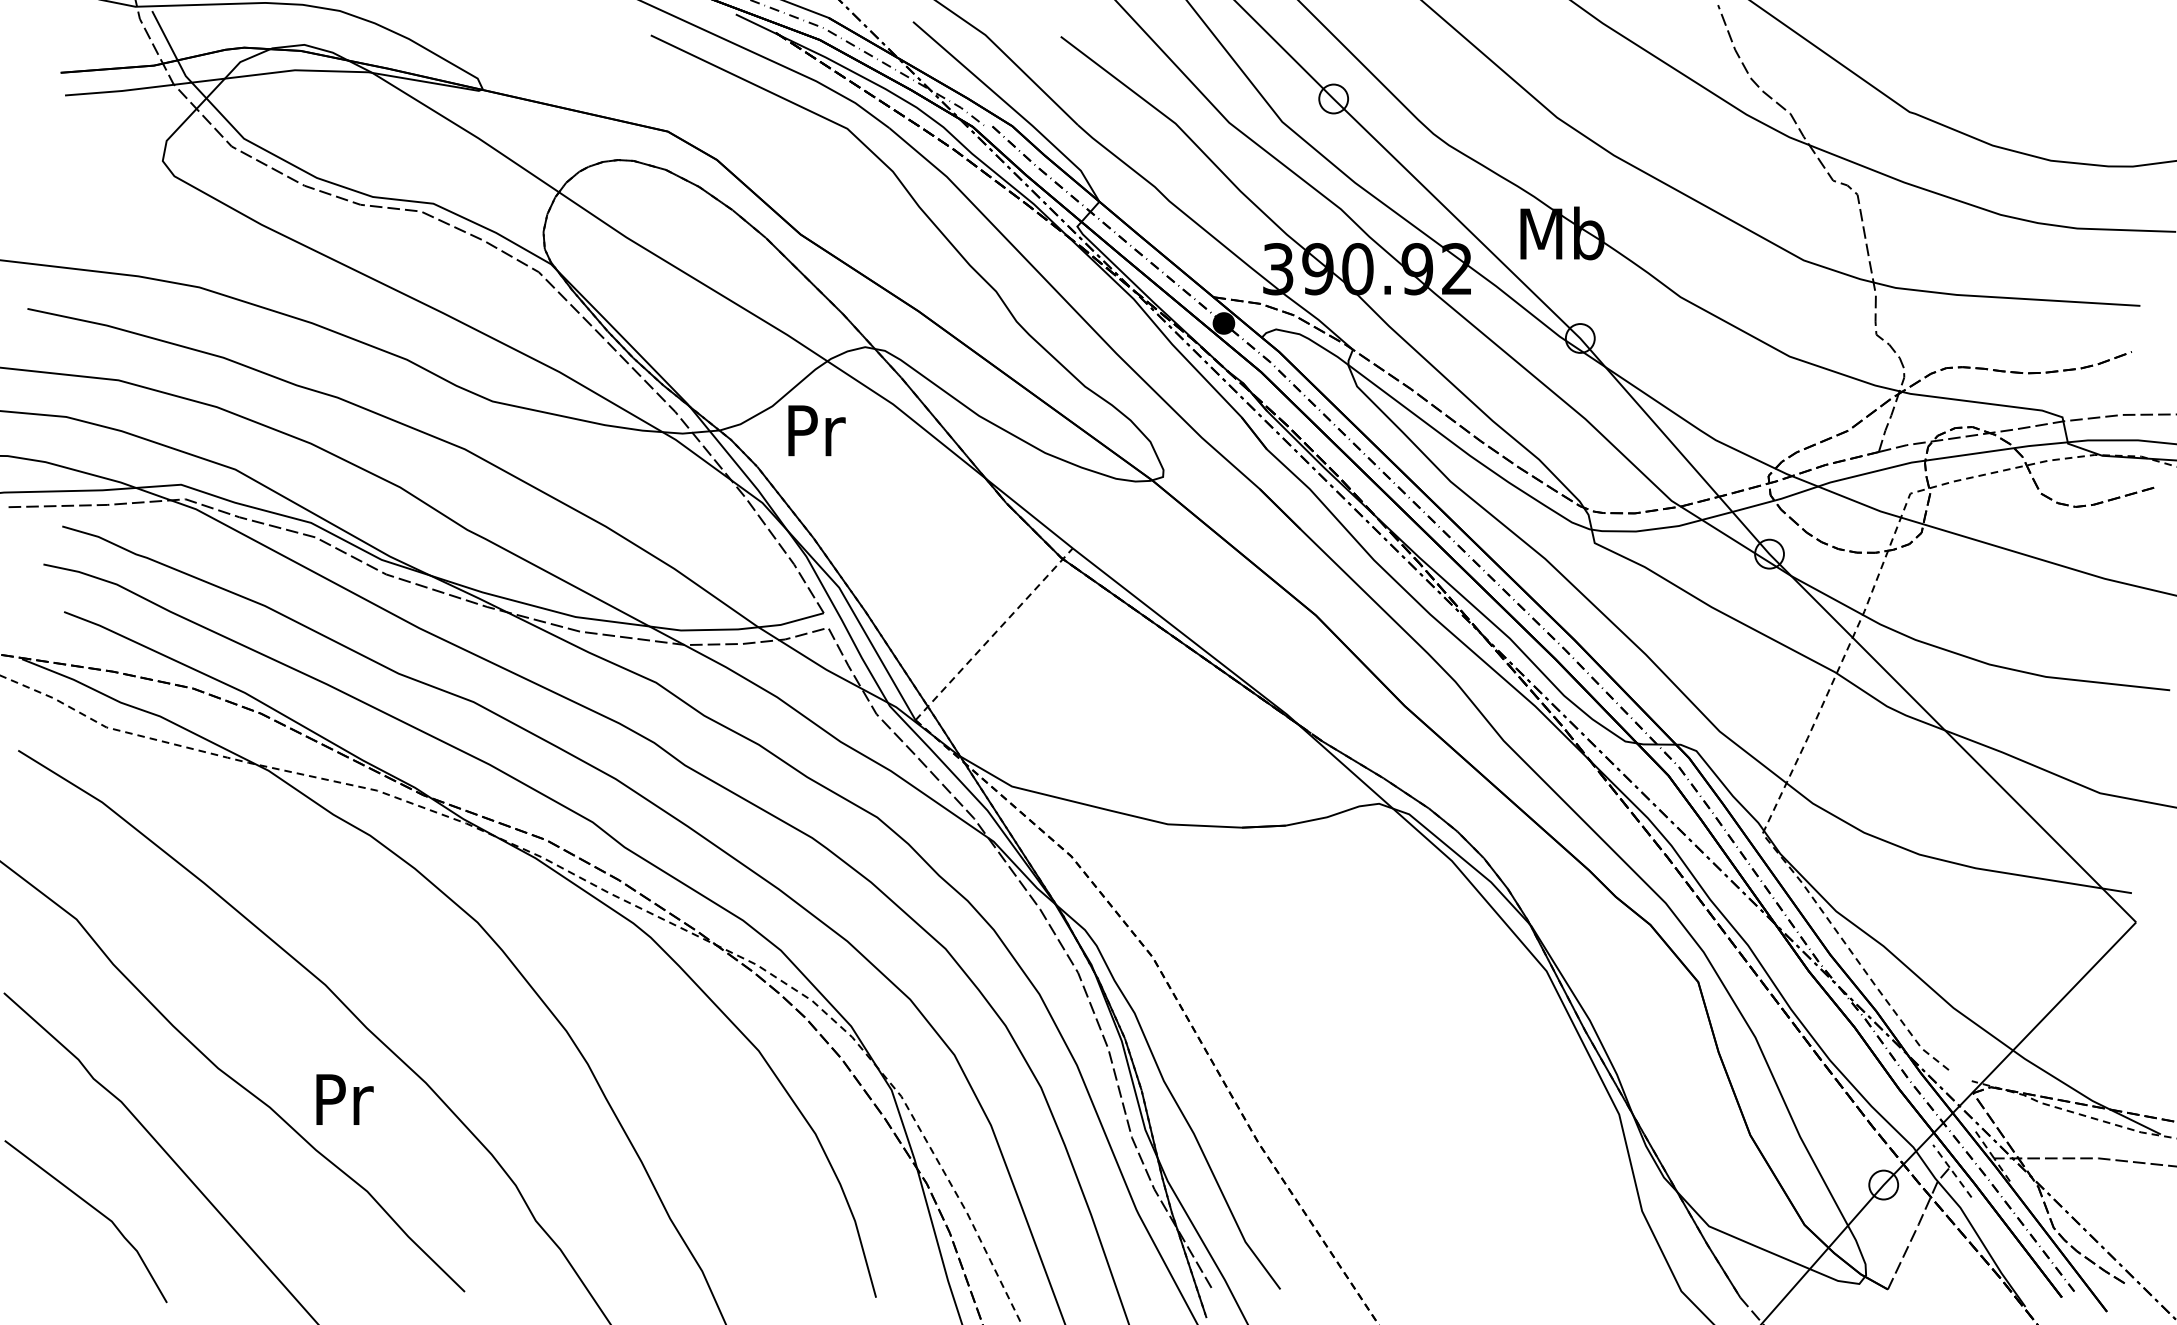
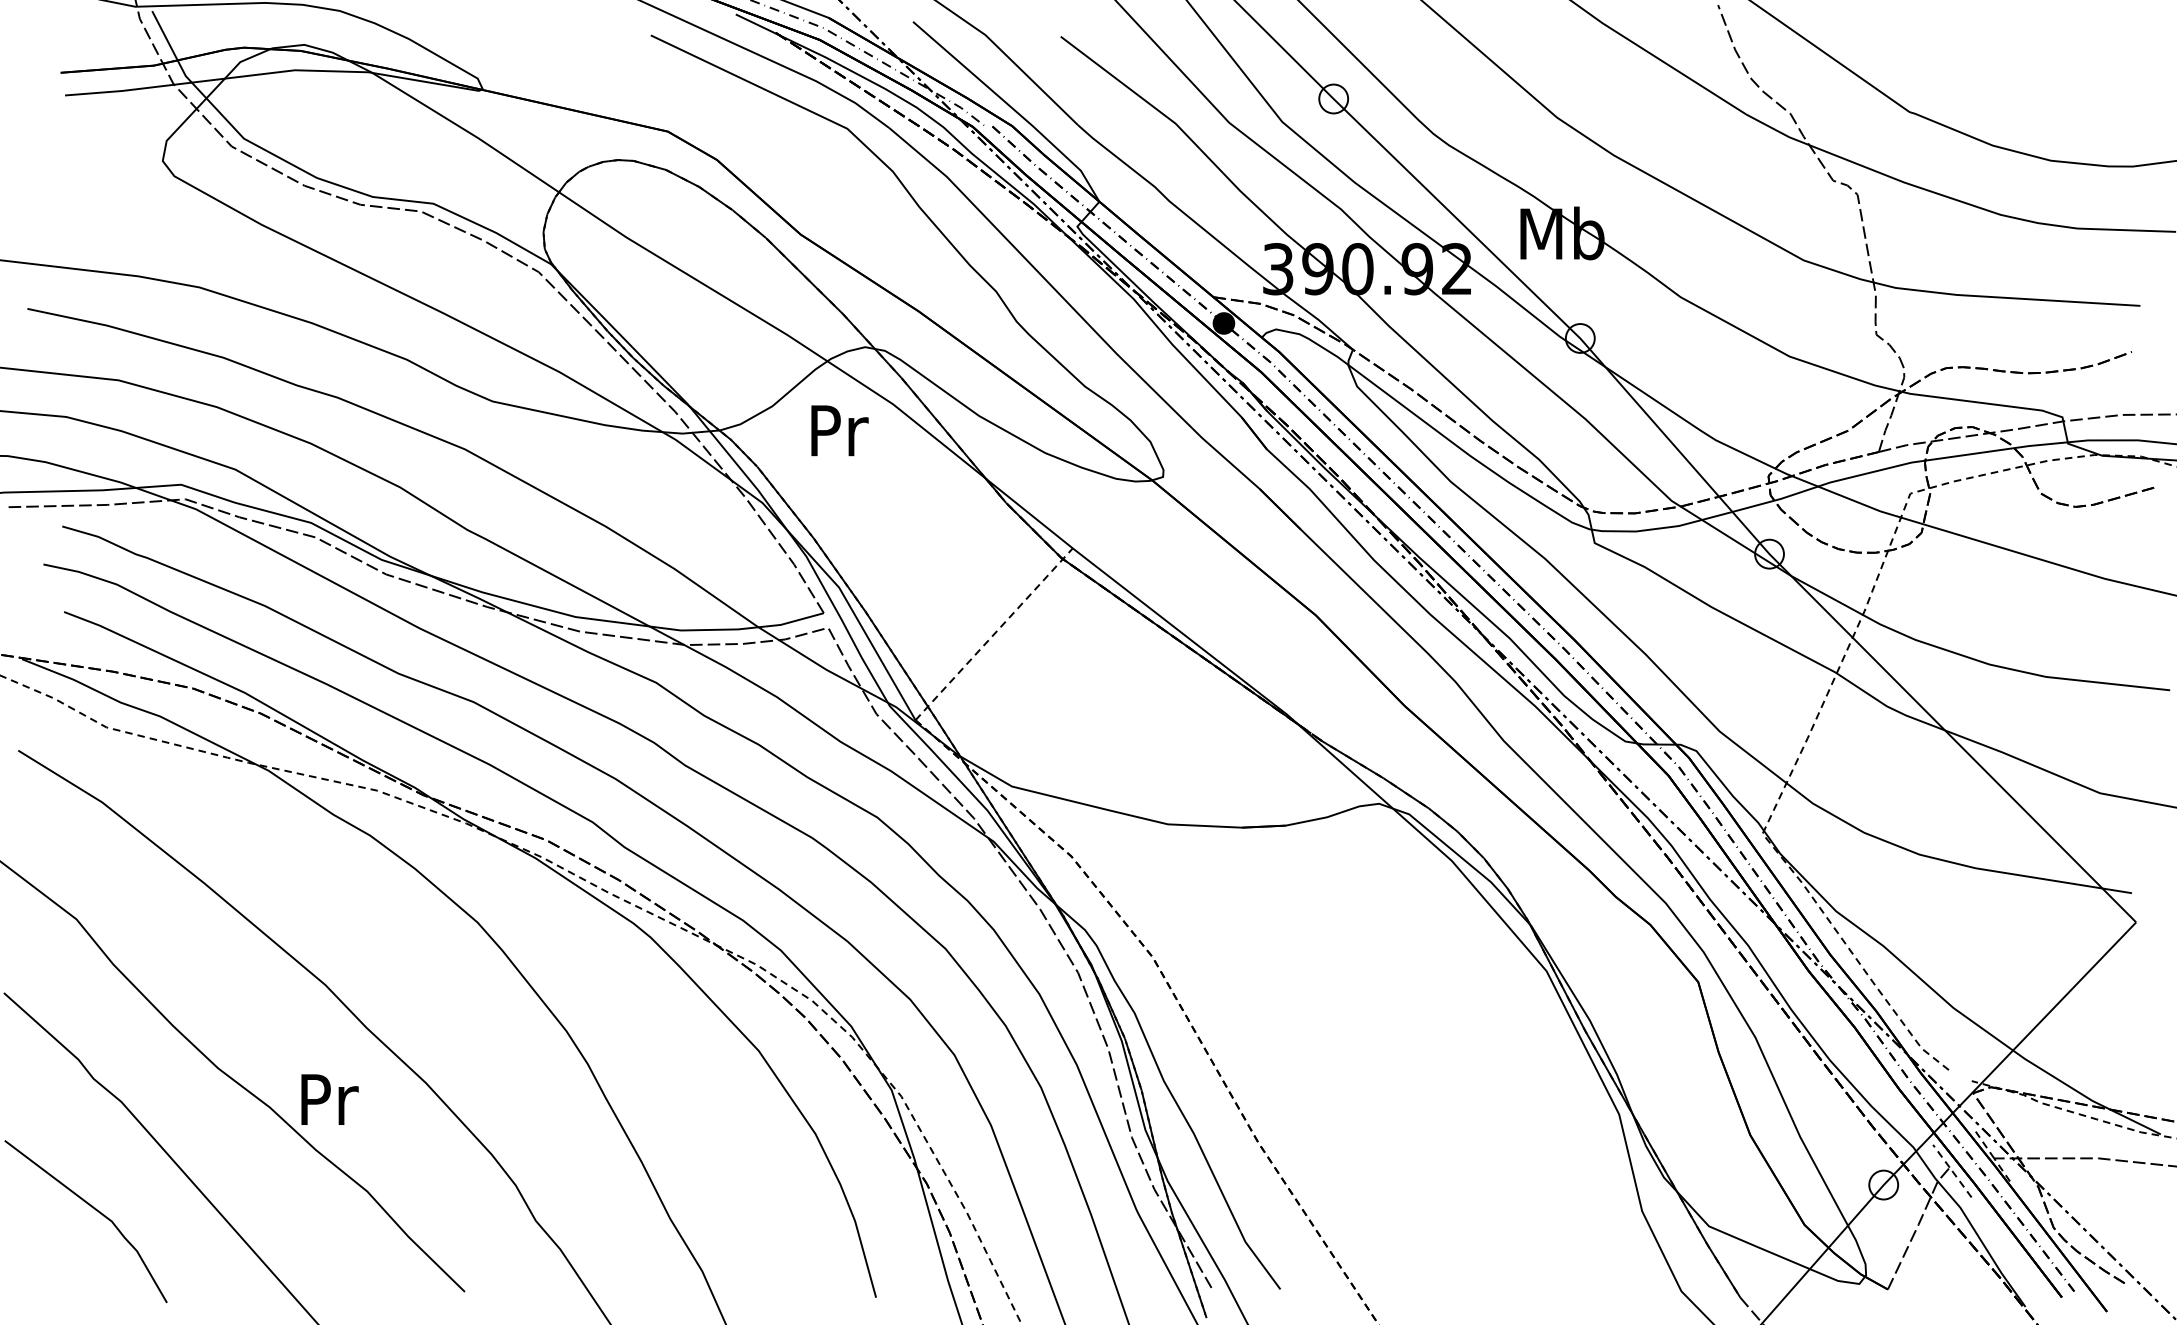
text position: (816, 430) -> (839, 430) (839, 430)
text position: (344, 1099) -> (329, 1099) (329, 1099)
